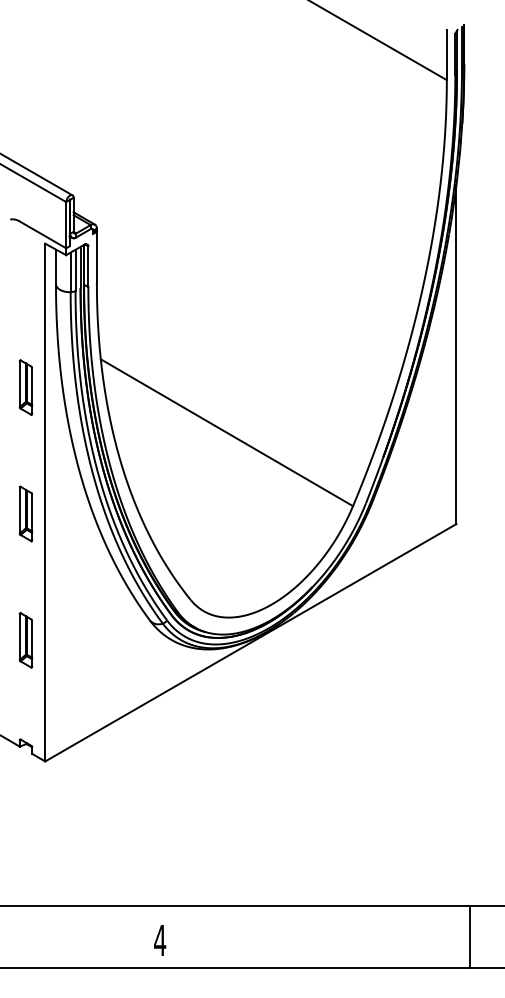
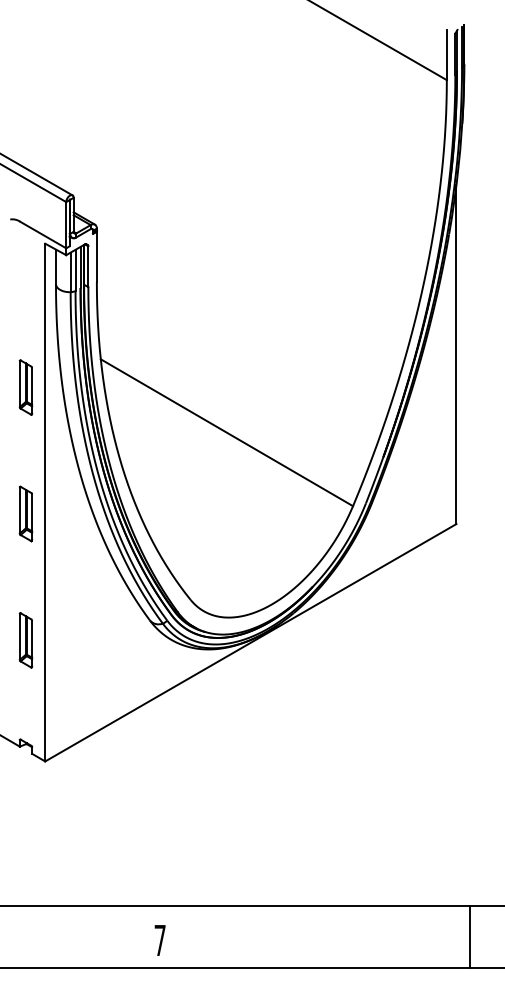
text: 4 -> 7 (160, 940)
